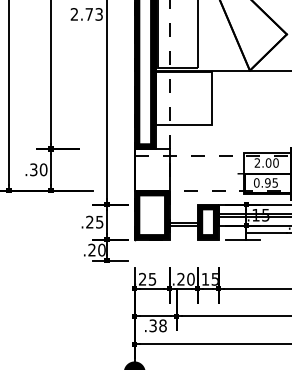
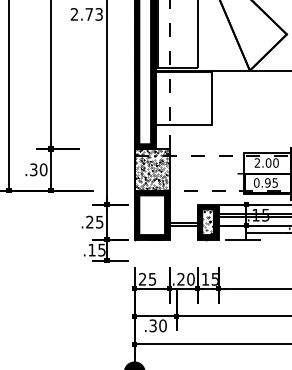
hatch: none -> present (151, 169)
hatch: none -> present (207, 222)
text: .20 -> .15 (96, 249)
text: .38 -> .30 (162, 325)
